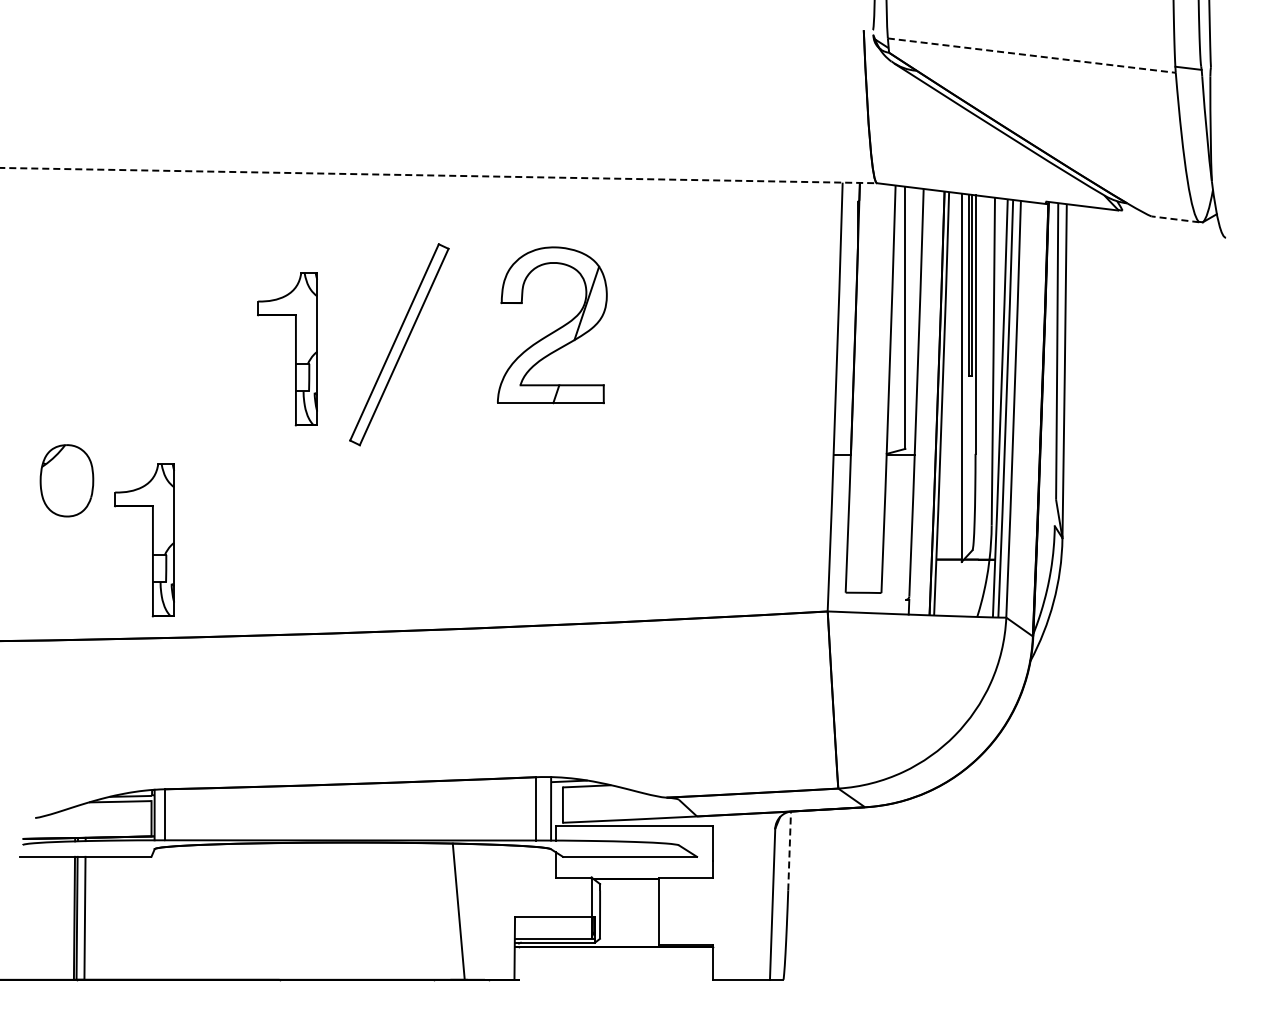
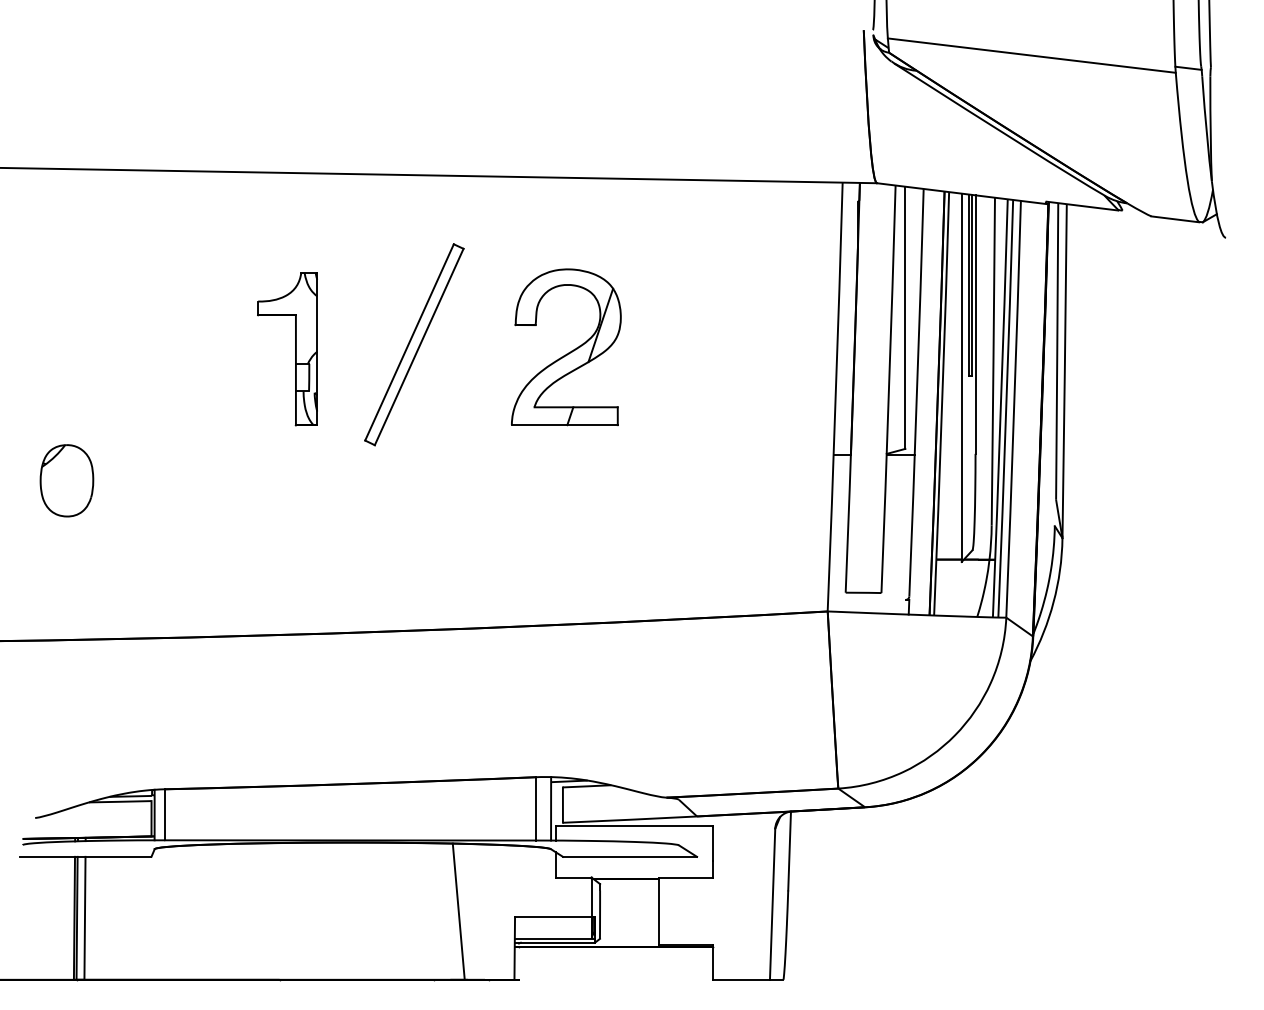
line: dashed -> solid (1031, 55)
line: dashed -> solid (439, 175)
line: dashed -> solid (1174, 219)
part position: (552, 325) -> (566, 347) (566, 347)
part position: (399, 344) -> (414, 344) (414, 344)
part: present -> none (152, 540)
line: dashed -> solid (789, 850)
